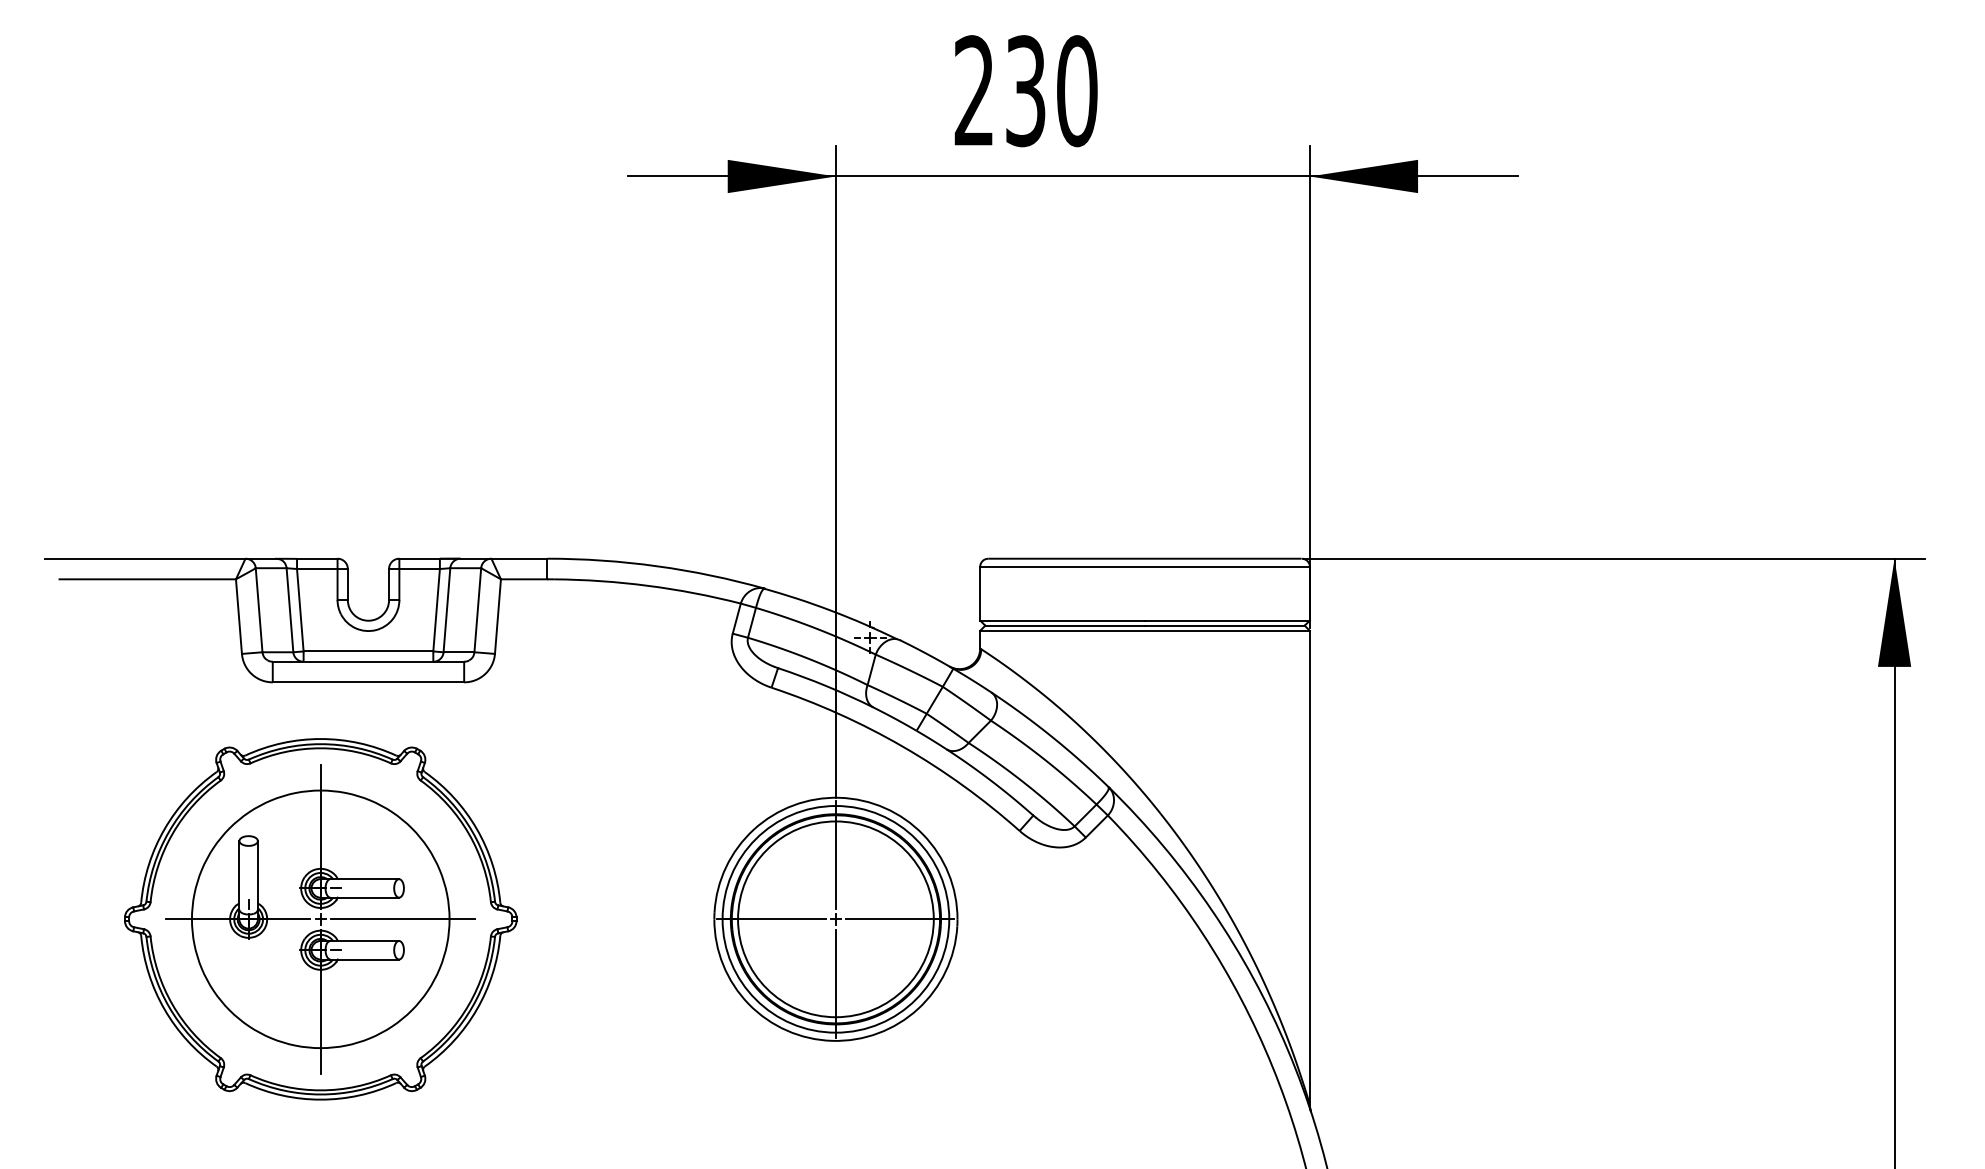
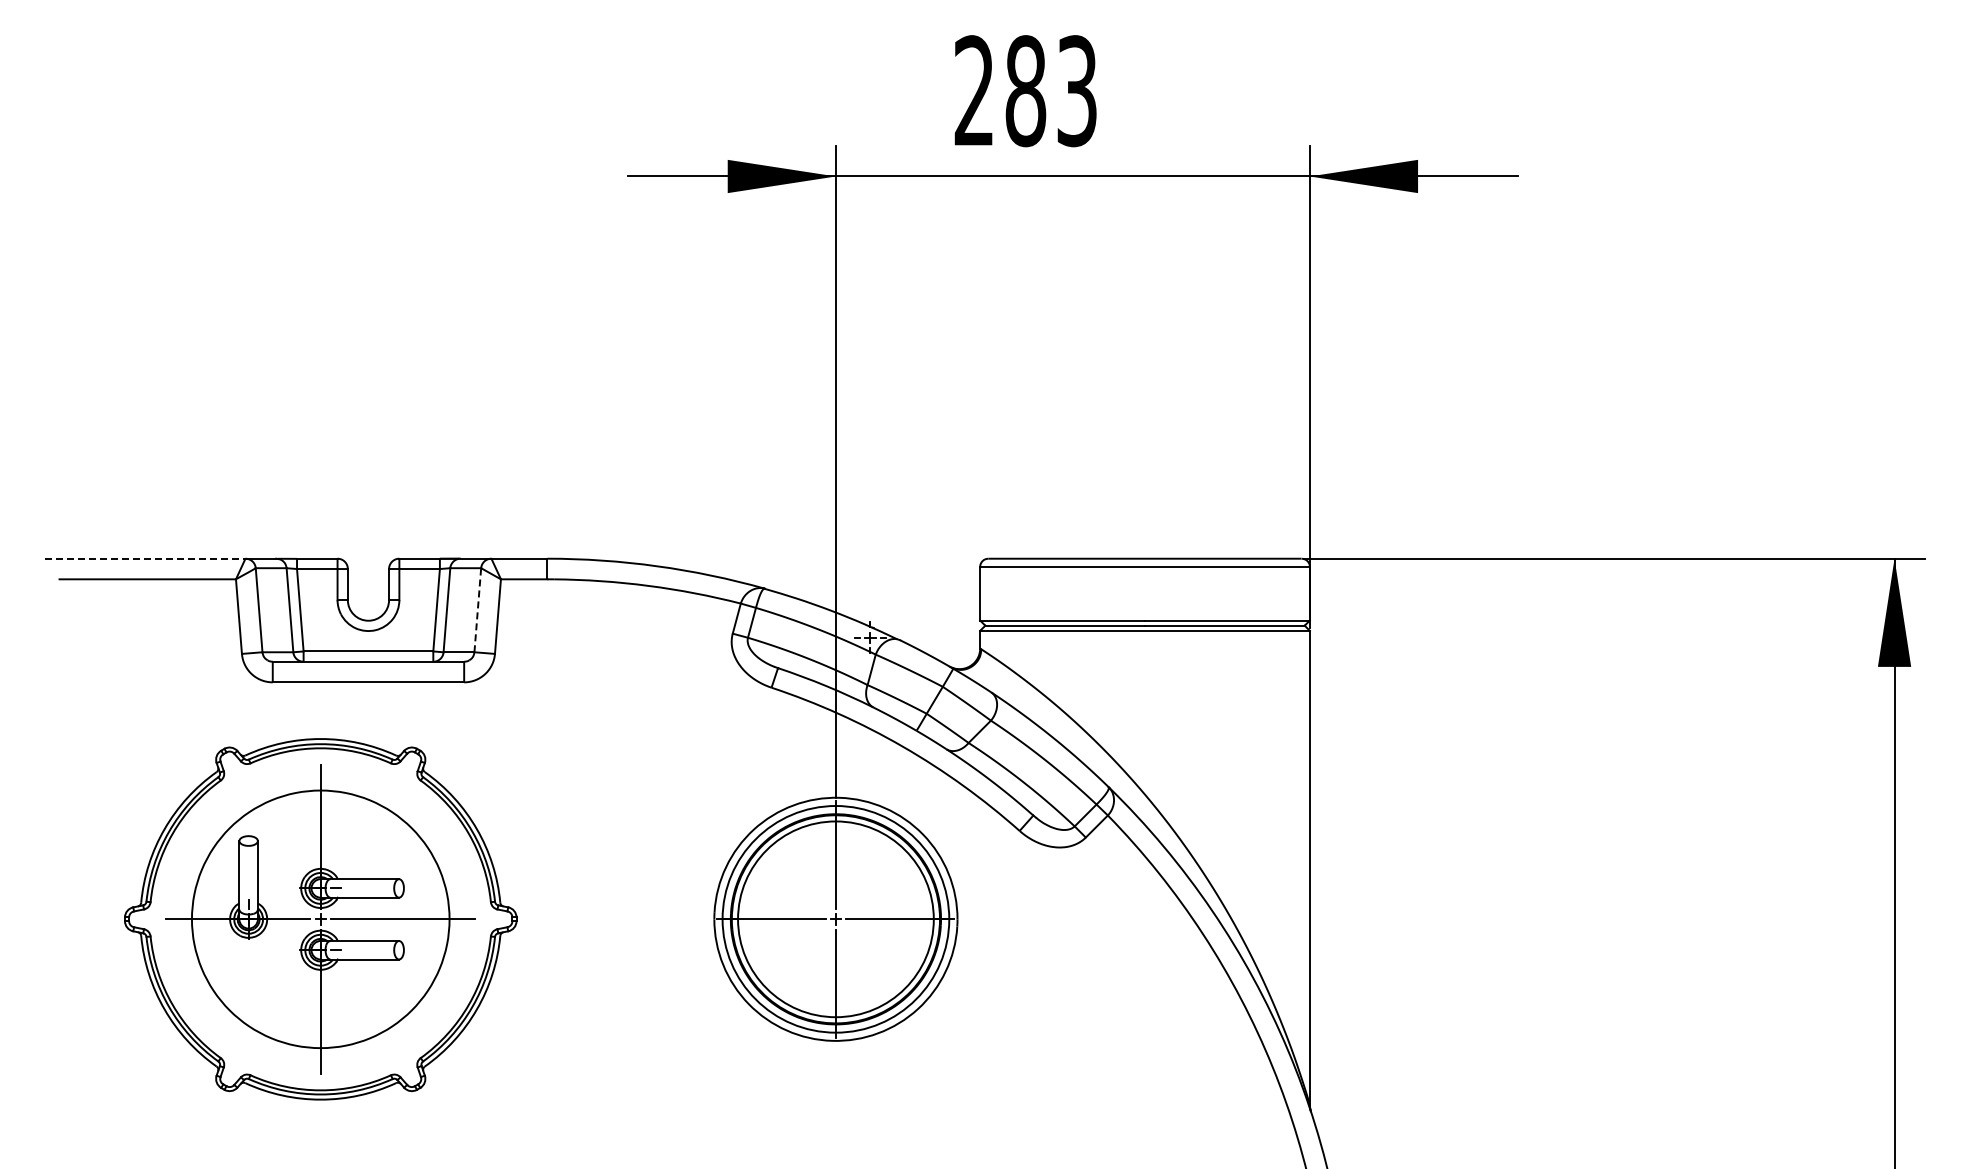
text: 230 -> 283 (1051, 91)
line: solid -> dashed (145, 558)
line: solid -> dashed (477, 609)
